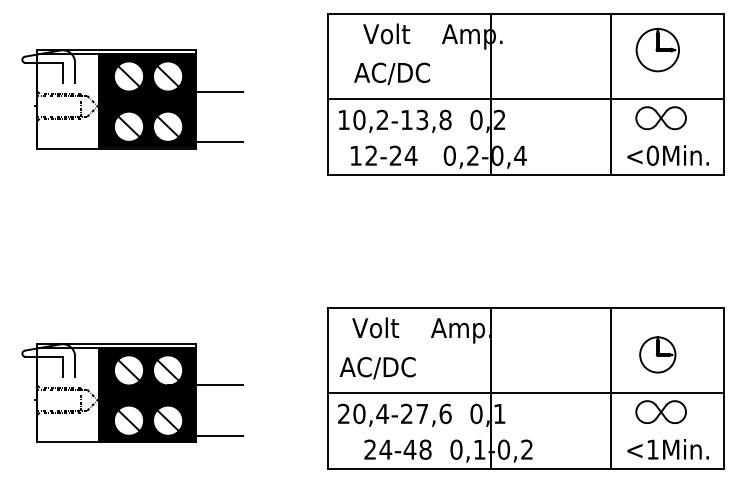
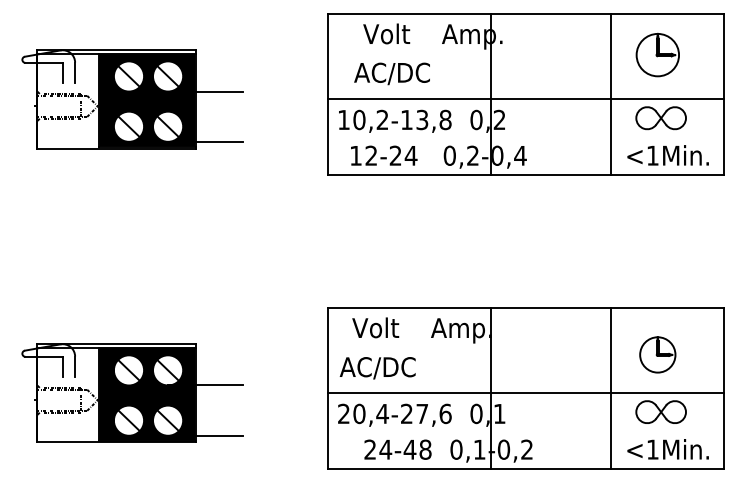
part position: (657, 49) -> (657, 54) (657, 54)
text: <0Min. -> <1Min. (652, 155)
